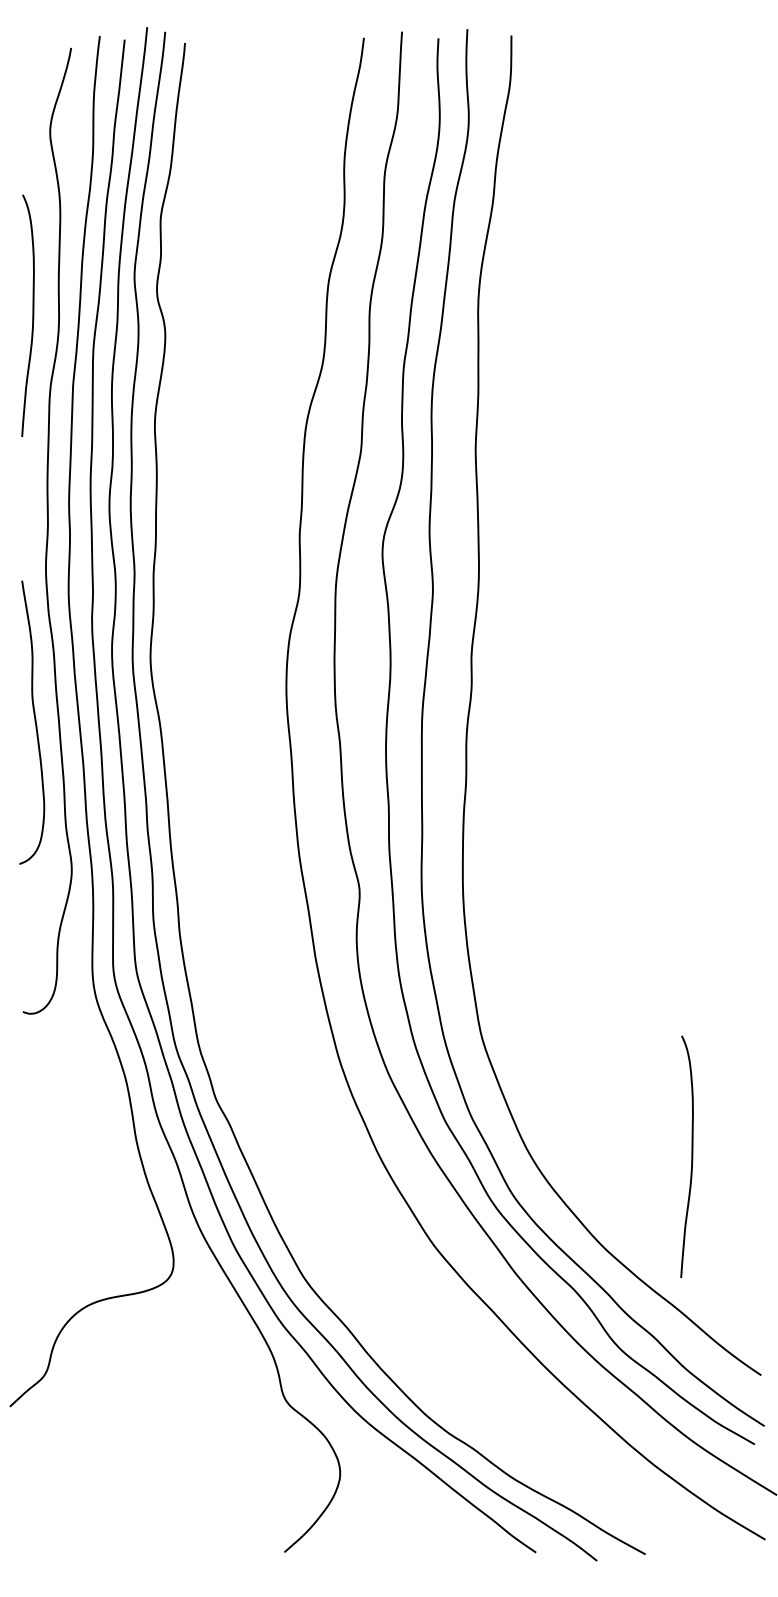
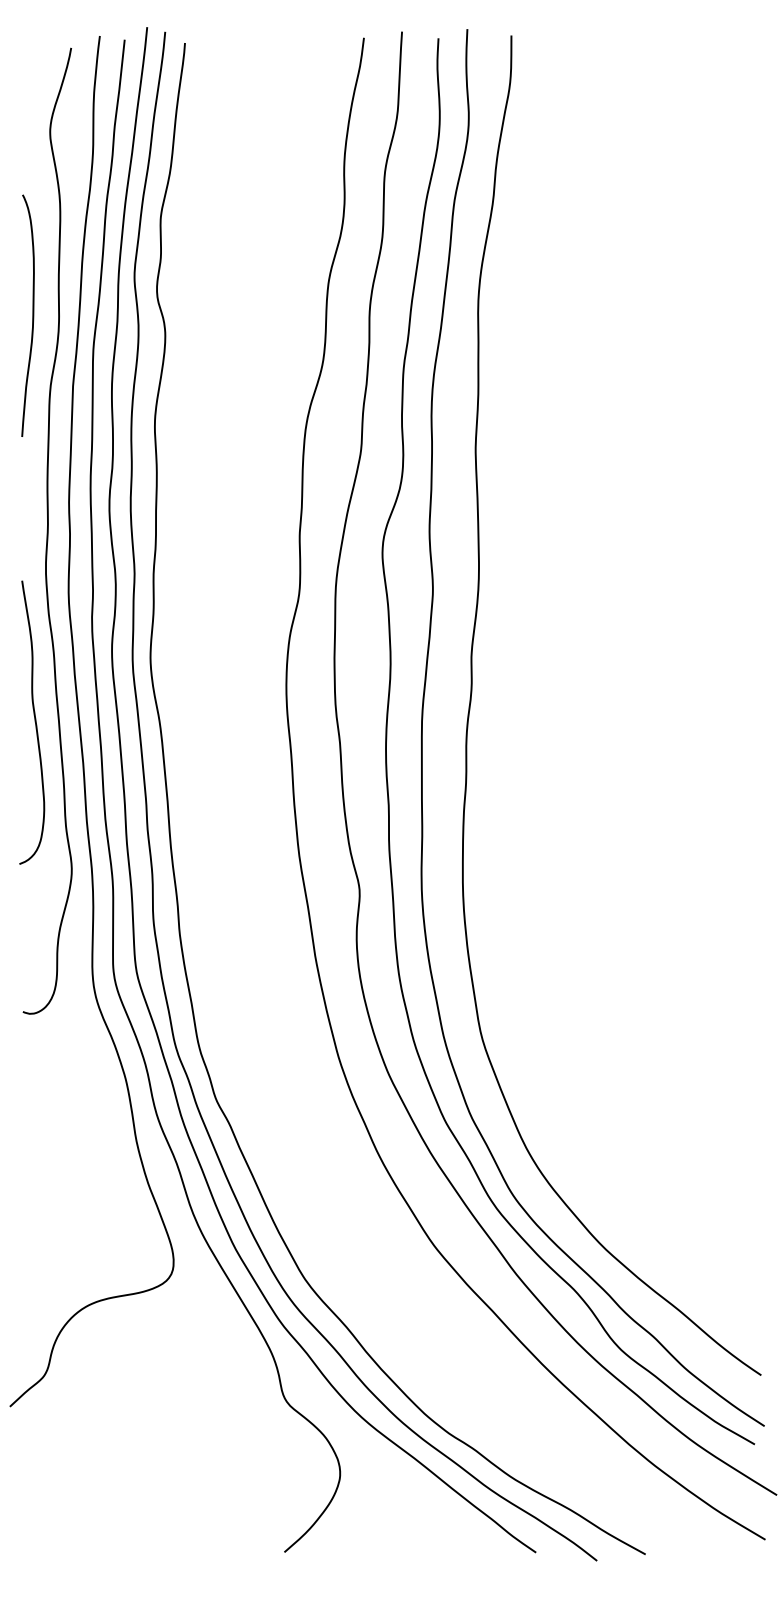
curve: present -> none (691, 1156)
